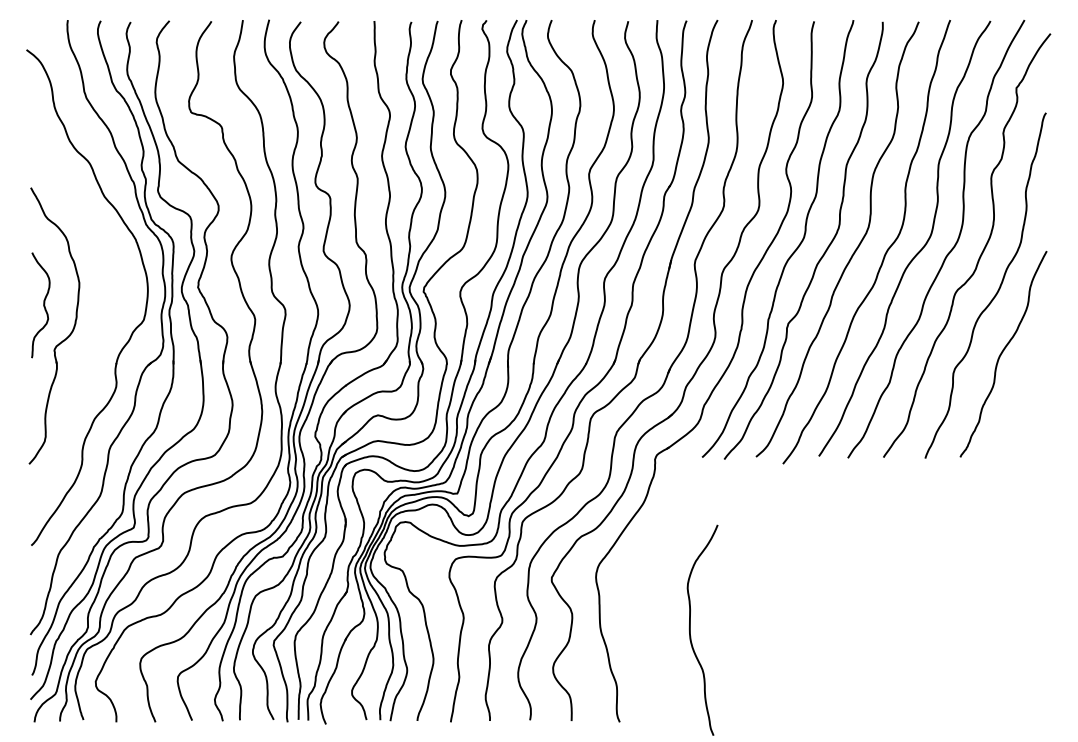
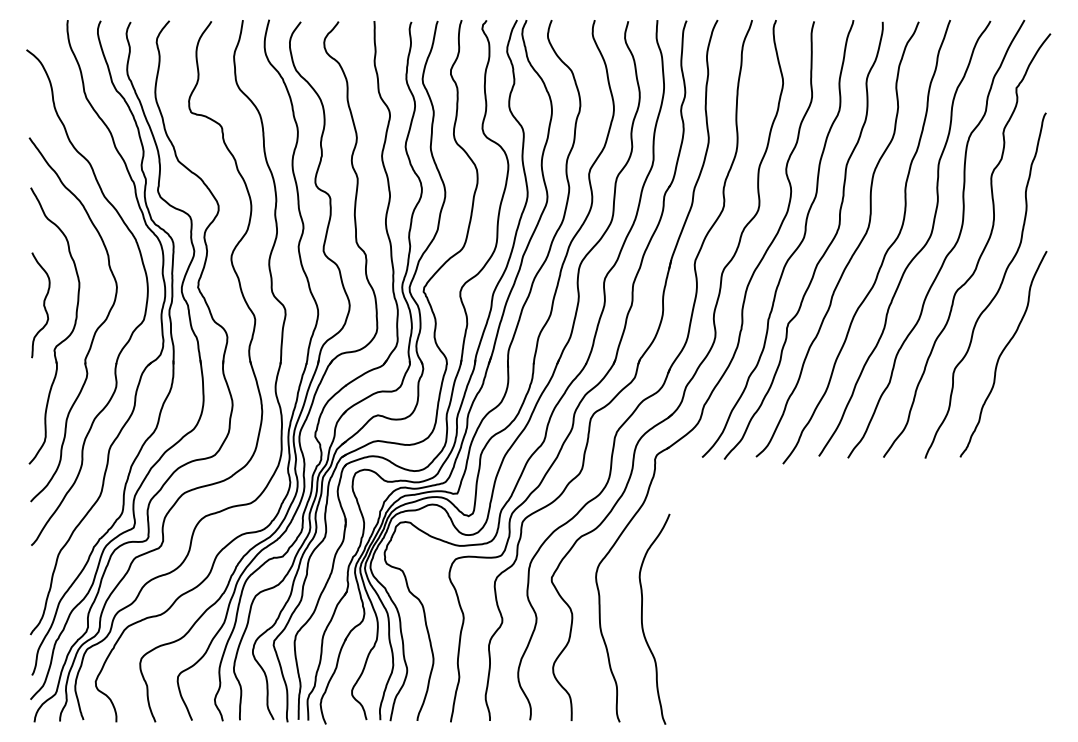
part: none -> present (95, 330)
curve position: (690, 629) -> (642, 618) (642, 618)
